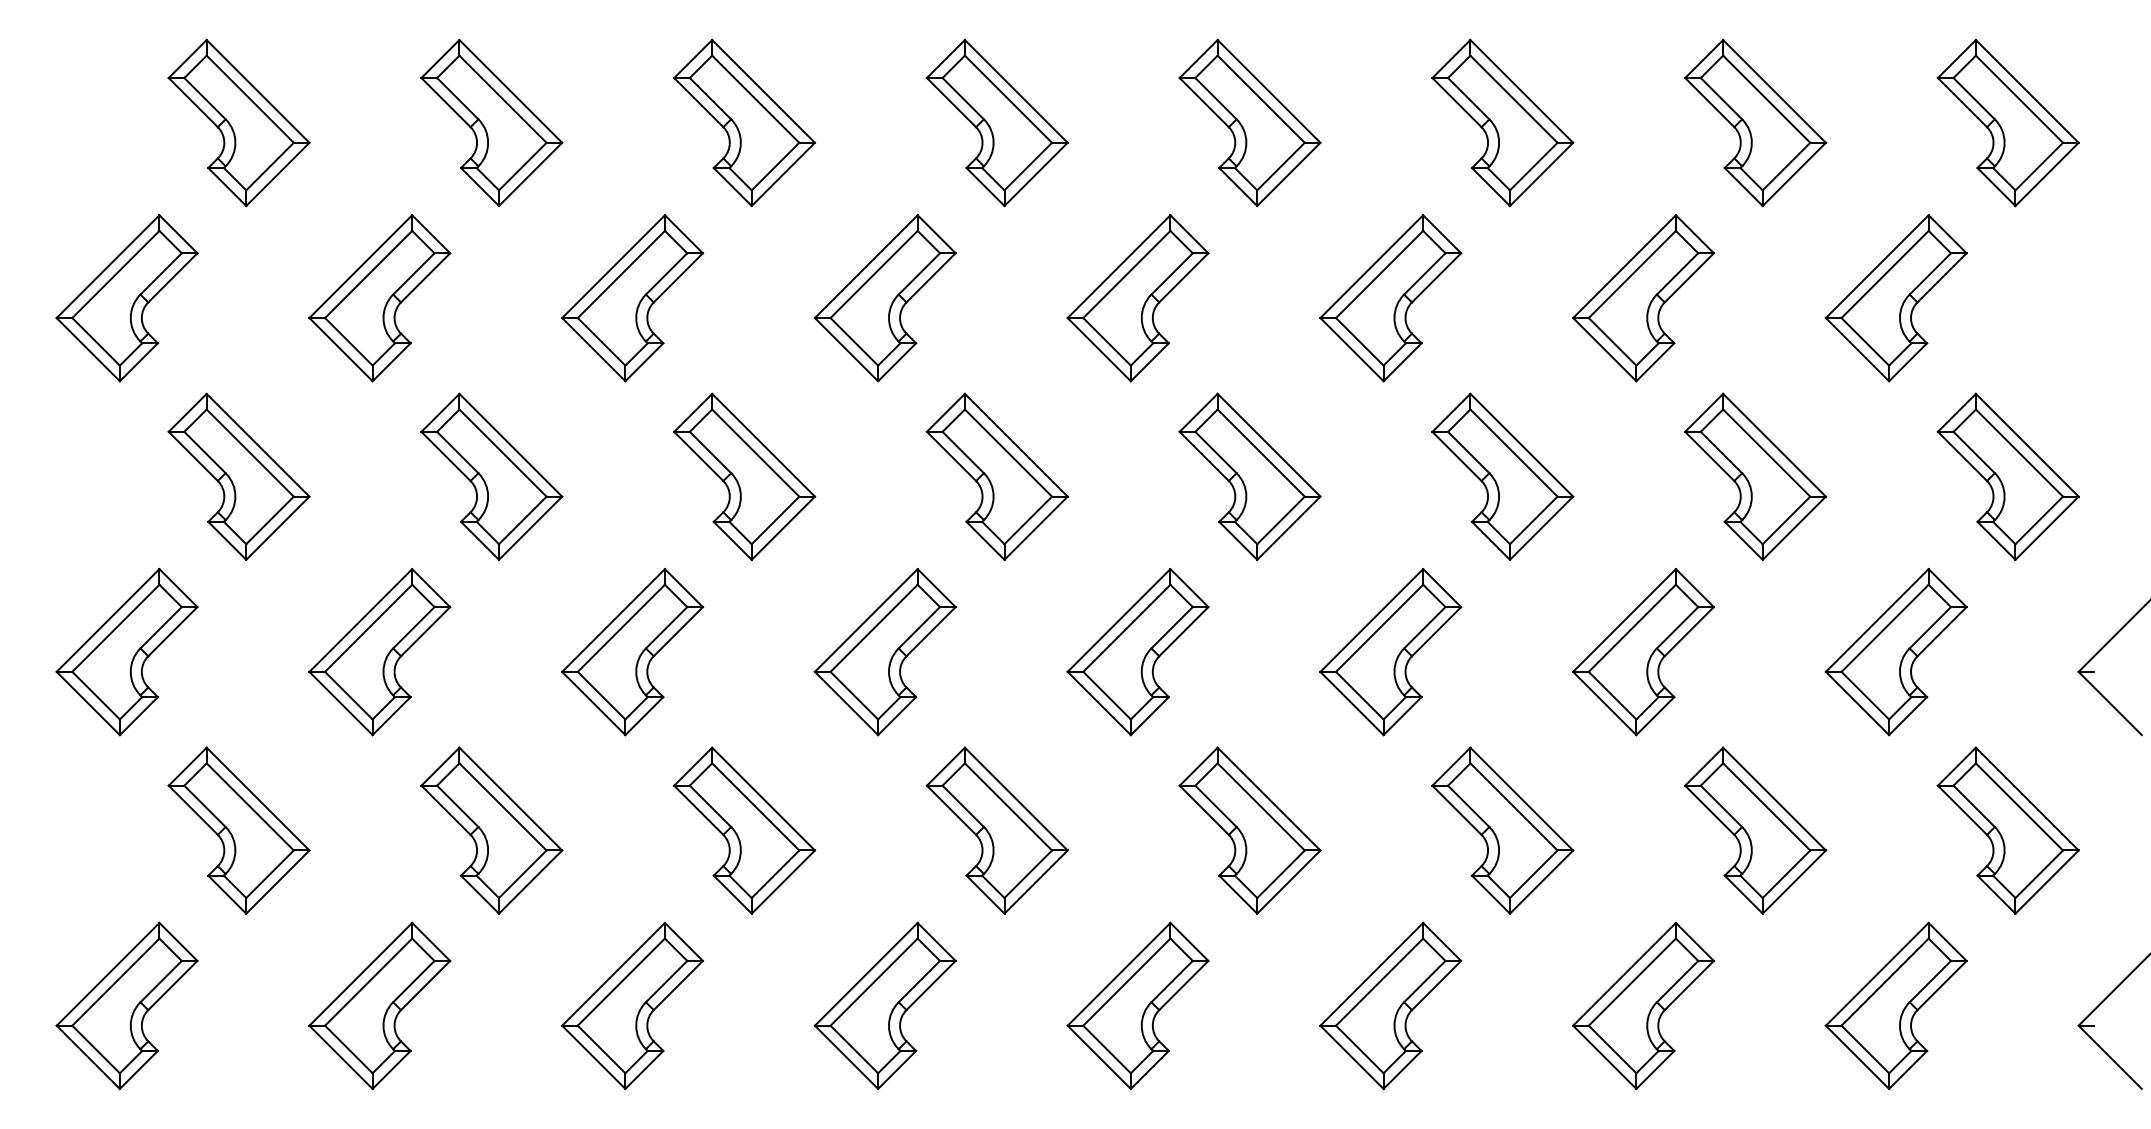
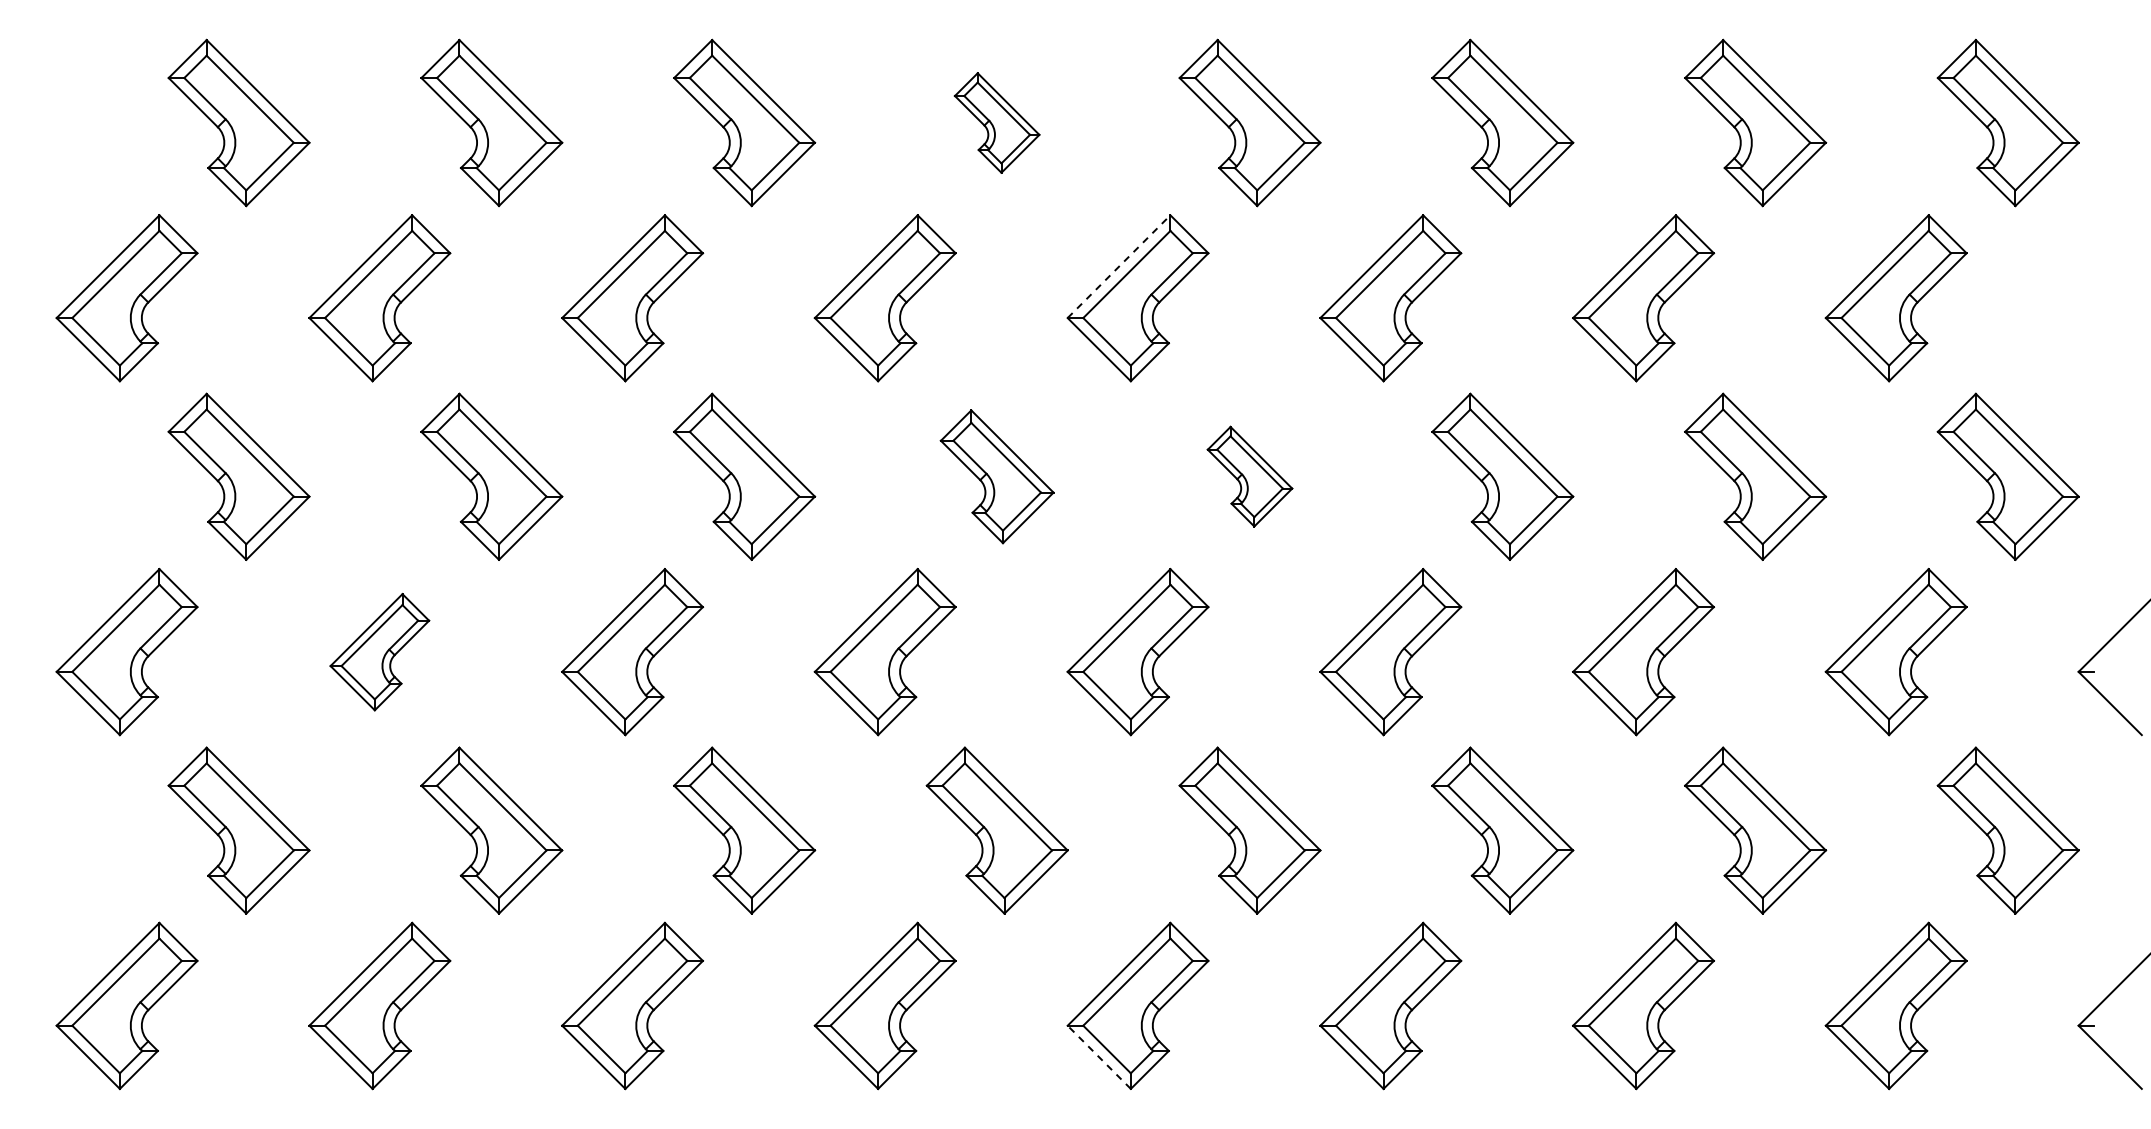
part size: 144x170 px -> 88x102 px (996, 122)
line: solid -> dashed (1119, 266)
part size: 144x169 px -> 116x136 px (996, 476)
part size: 144x169 px -> 88x103 px (1249, 476)
part size: 144x169 px -> 102x119 px (379, 652)
line: solid -> dashed (1099, 1057)
